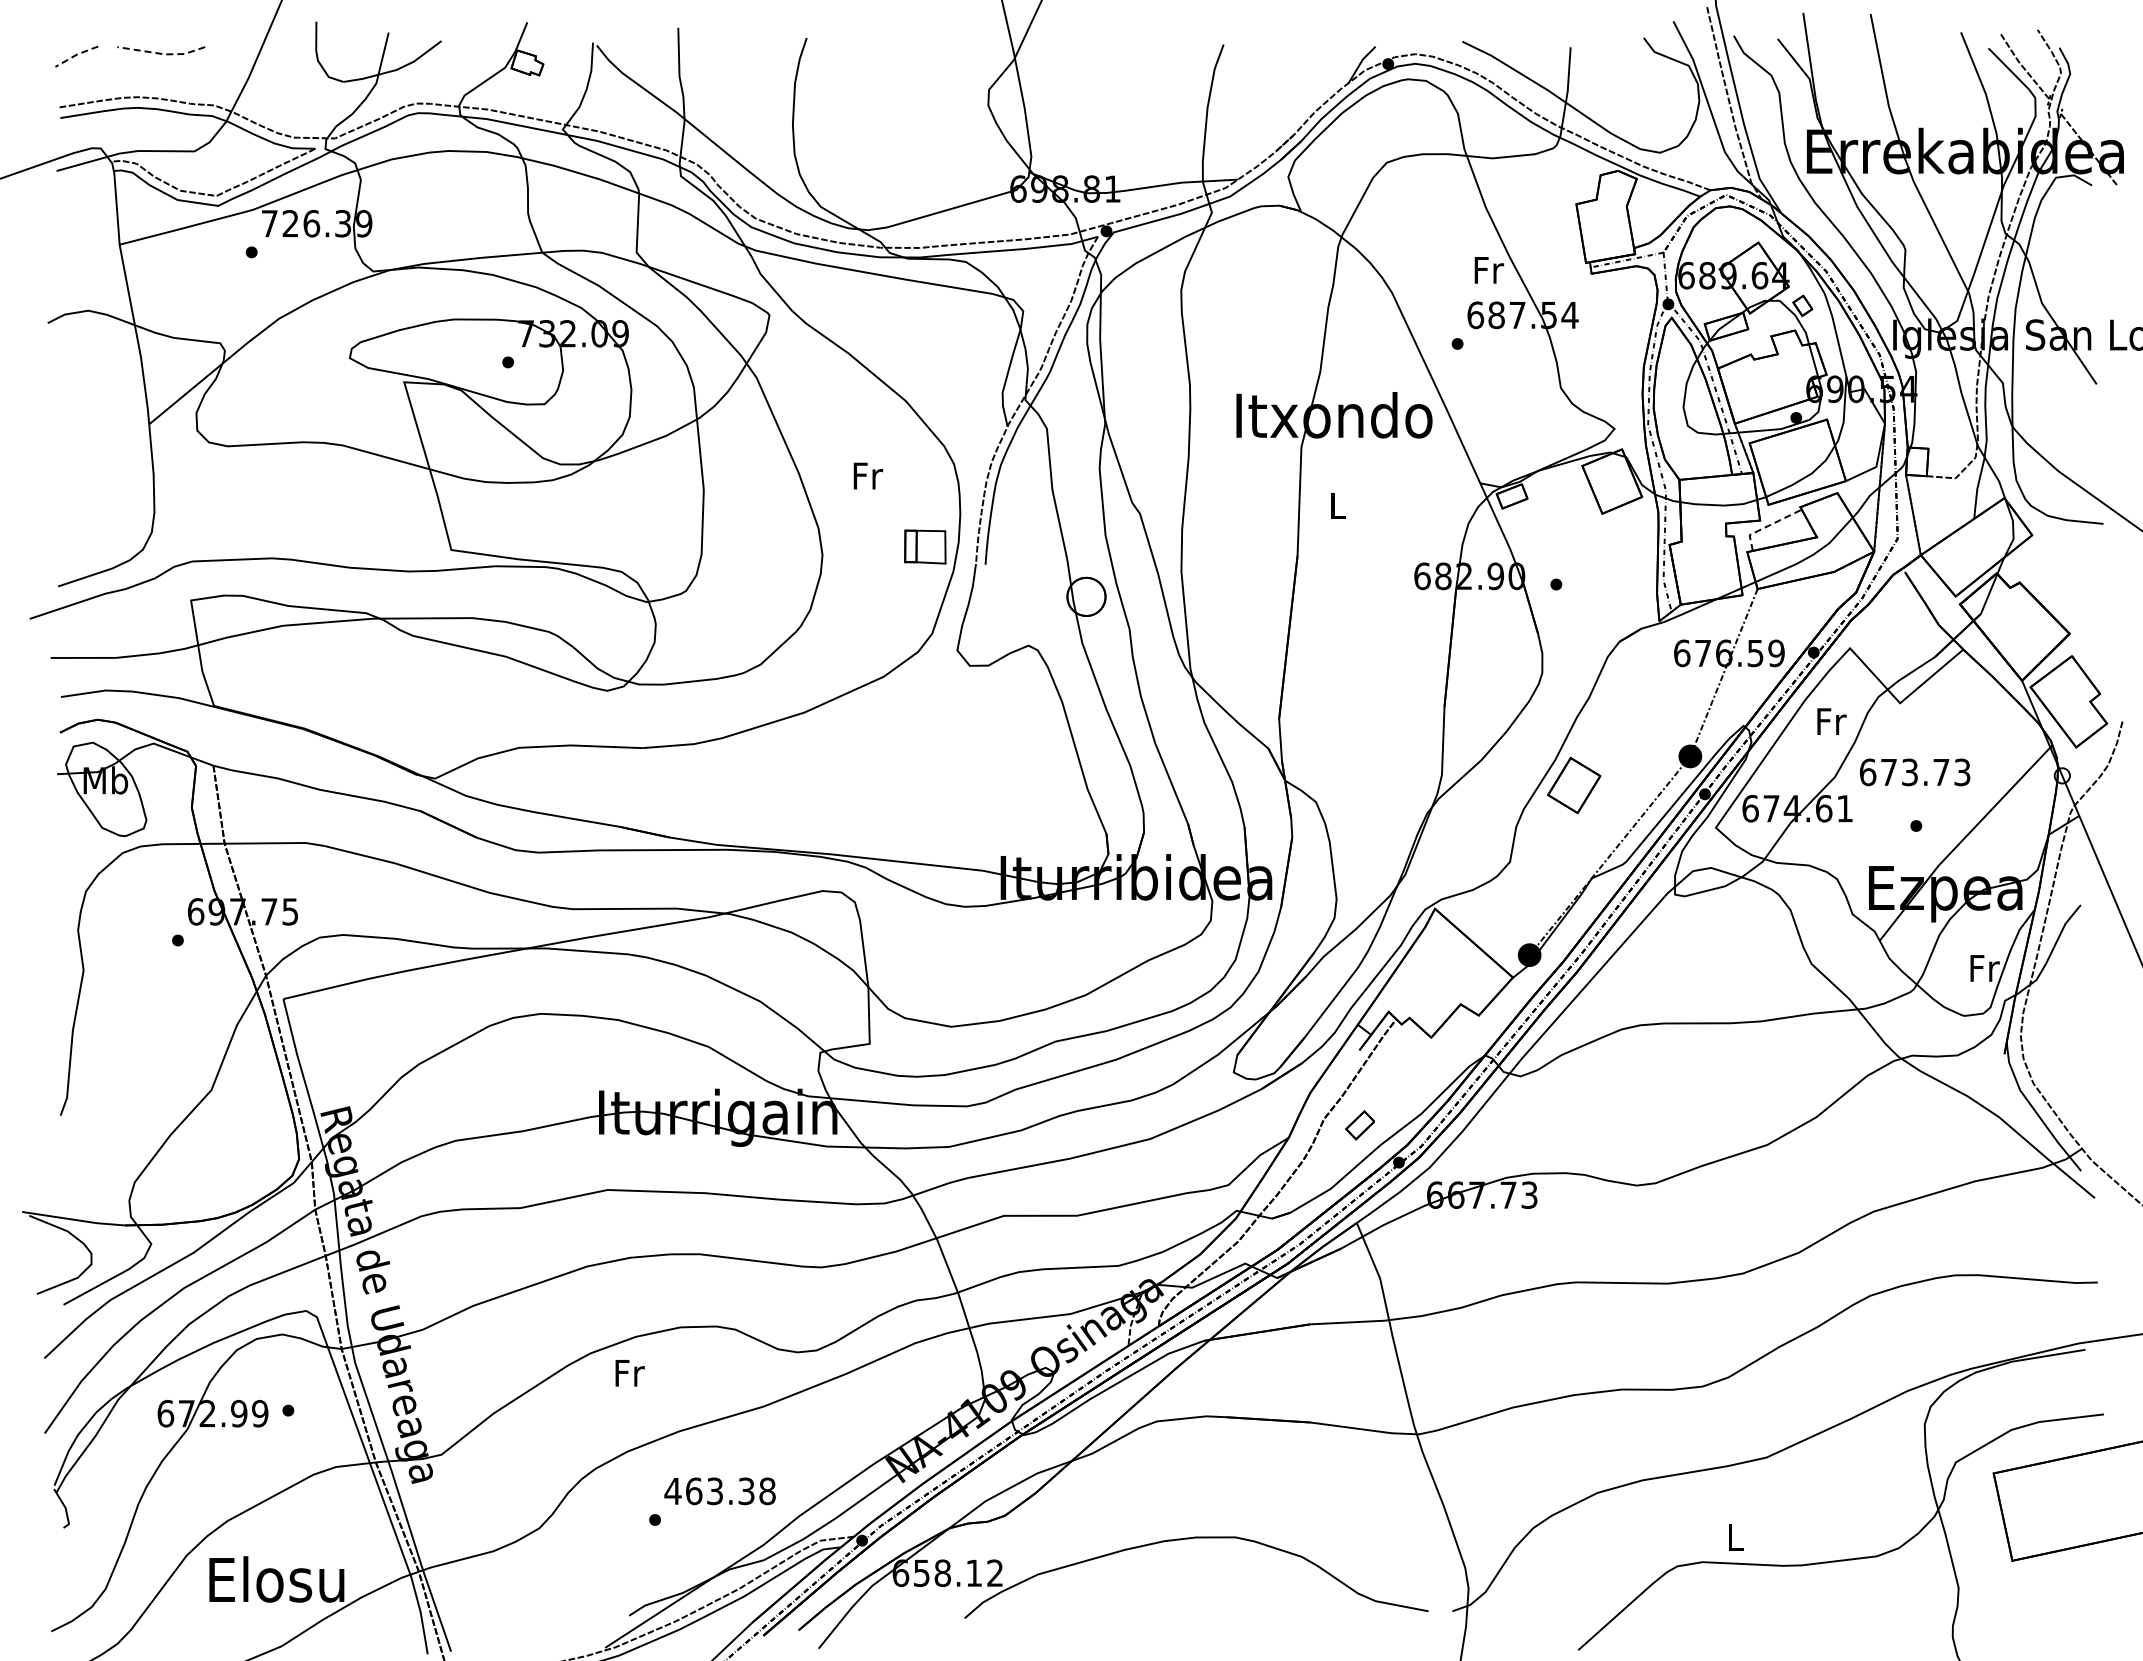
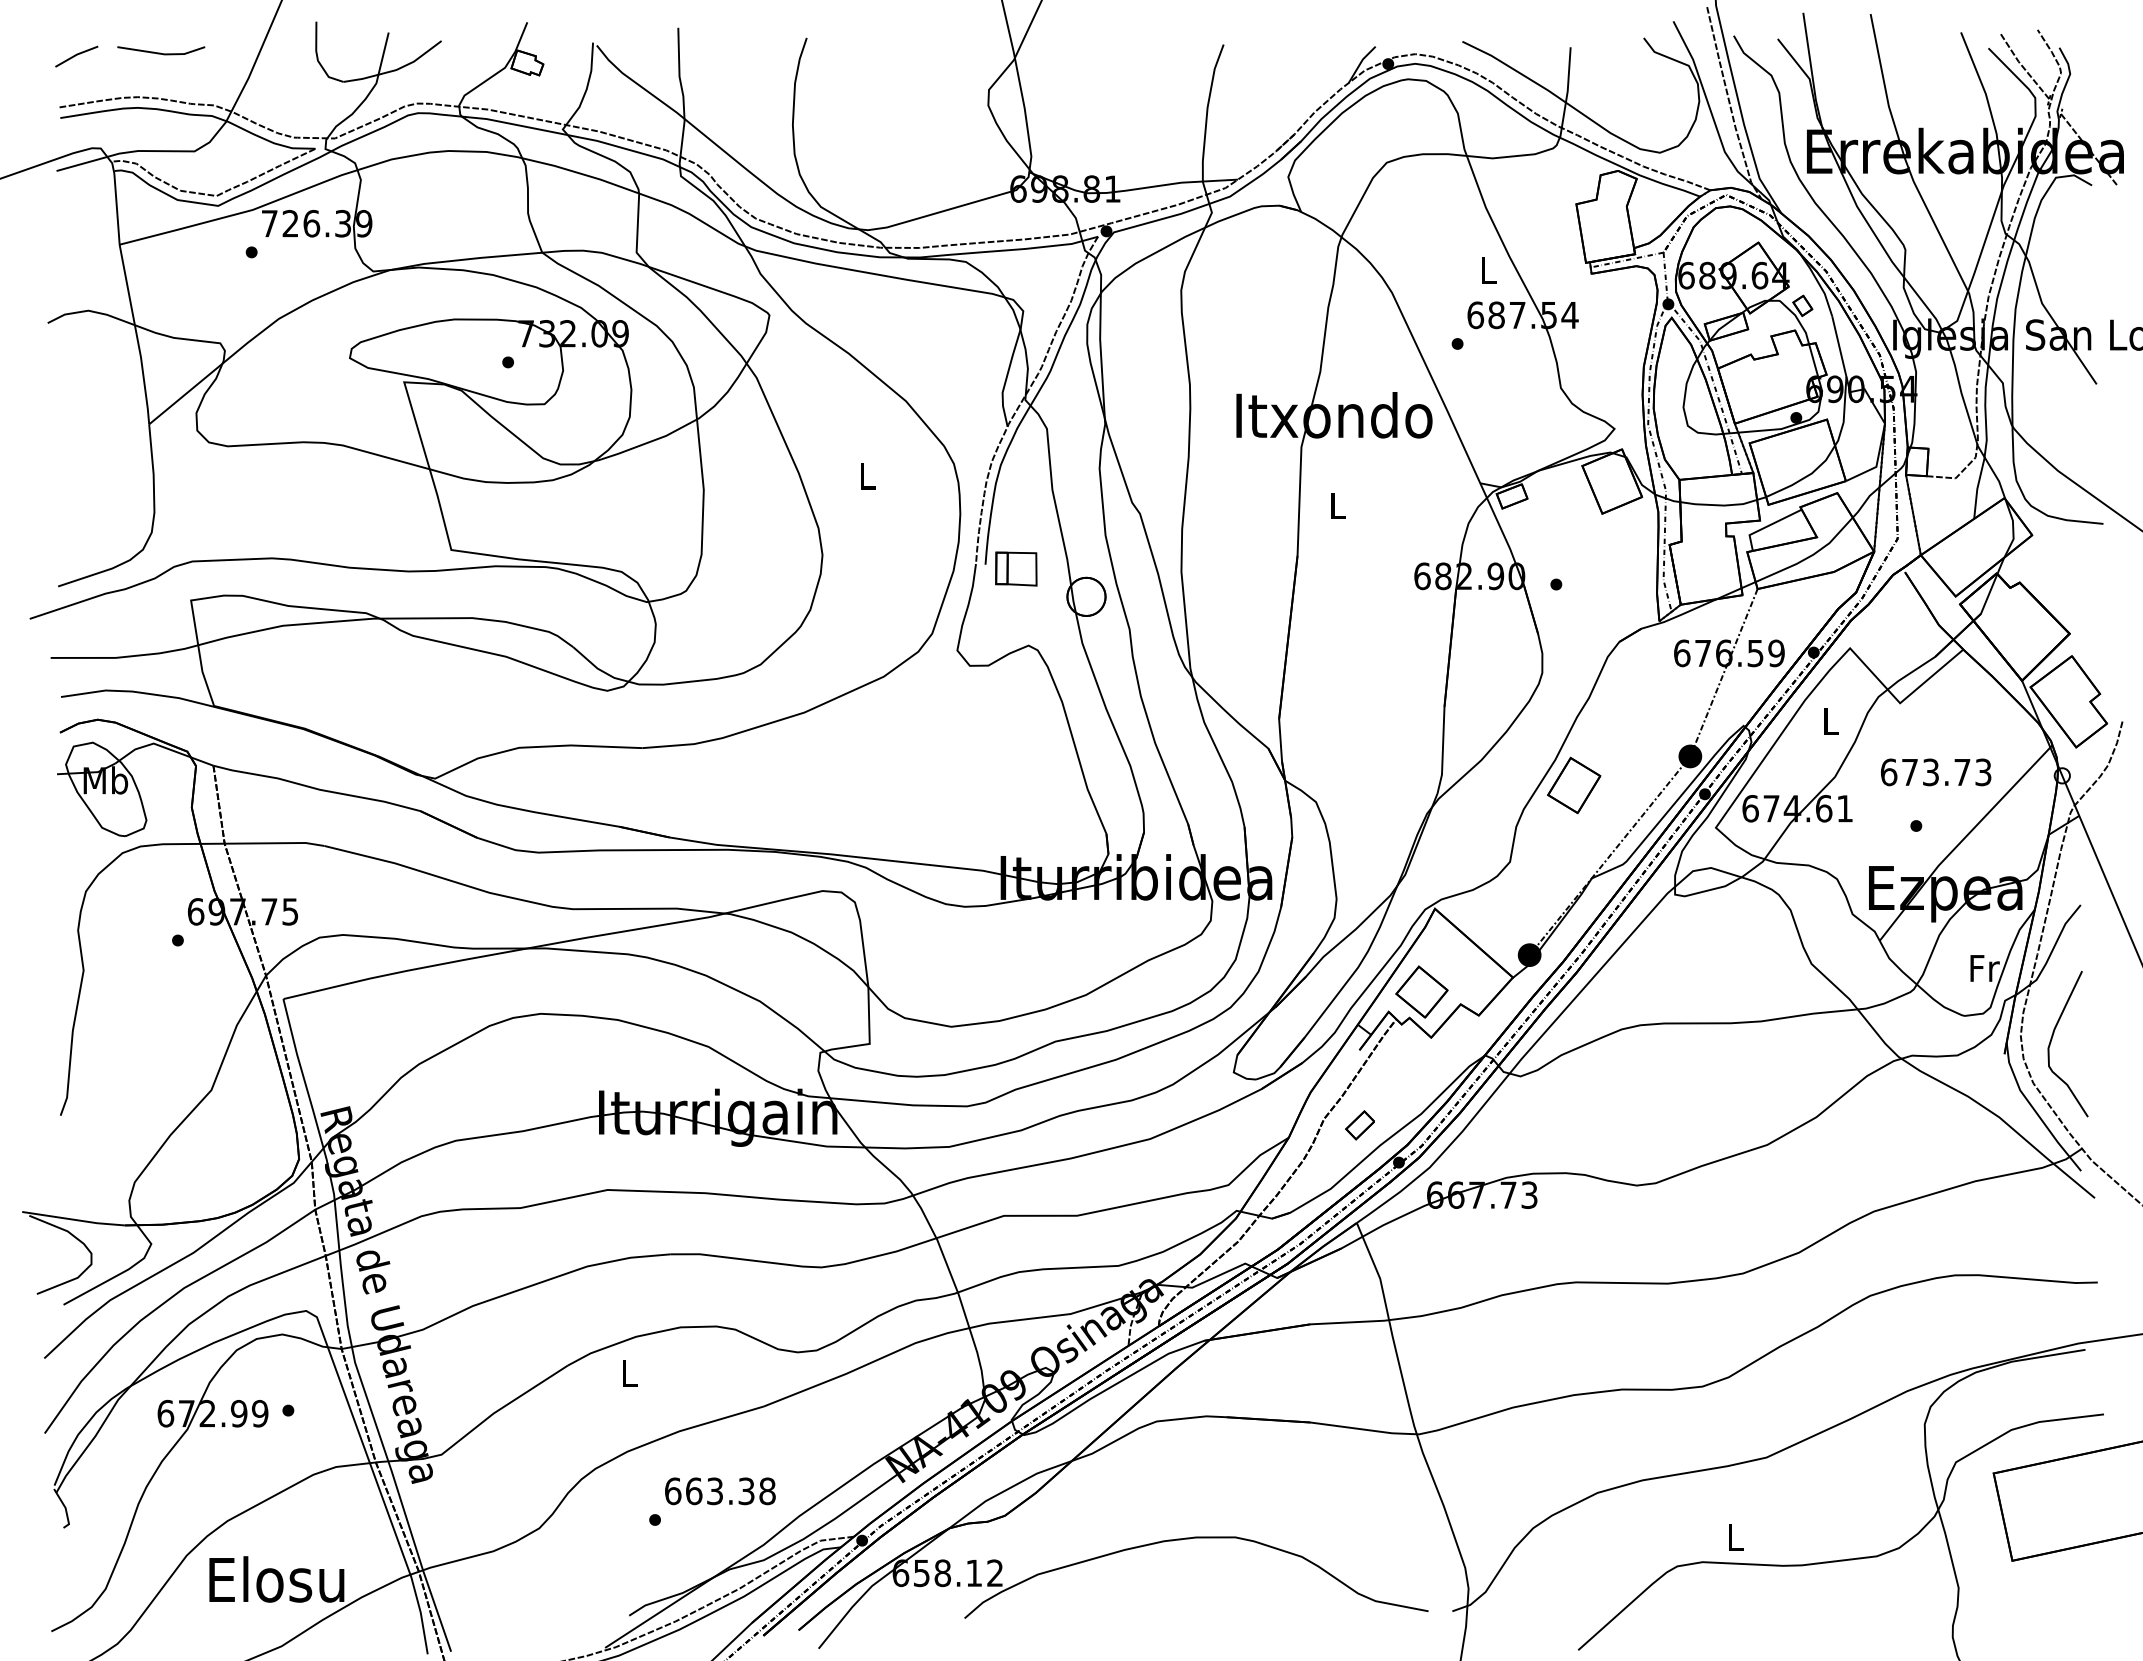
line: dashed -> solid (162, 54)
line: dashed -> solid (76, 55)
text: Fr -> L (1489, 270)
text: Fr -> L (868, 475)
line: dashed -> solid (1768, 526)
part position: (925, 546) -> (1016, 568) (1016, 568)
text: Fr -> L (1831, 721)
text position: (1915, 772) -> (1936, 772) (1936, 772)
part: none -> present (1421, 991)
curve: none -> present (2052, 1039)
text: Fr -> L (629, 1373)
text: 463.38 -> 663.38 (672, 1491)
